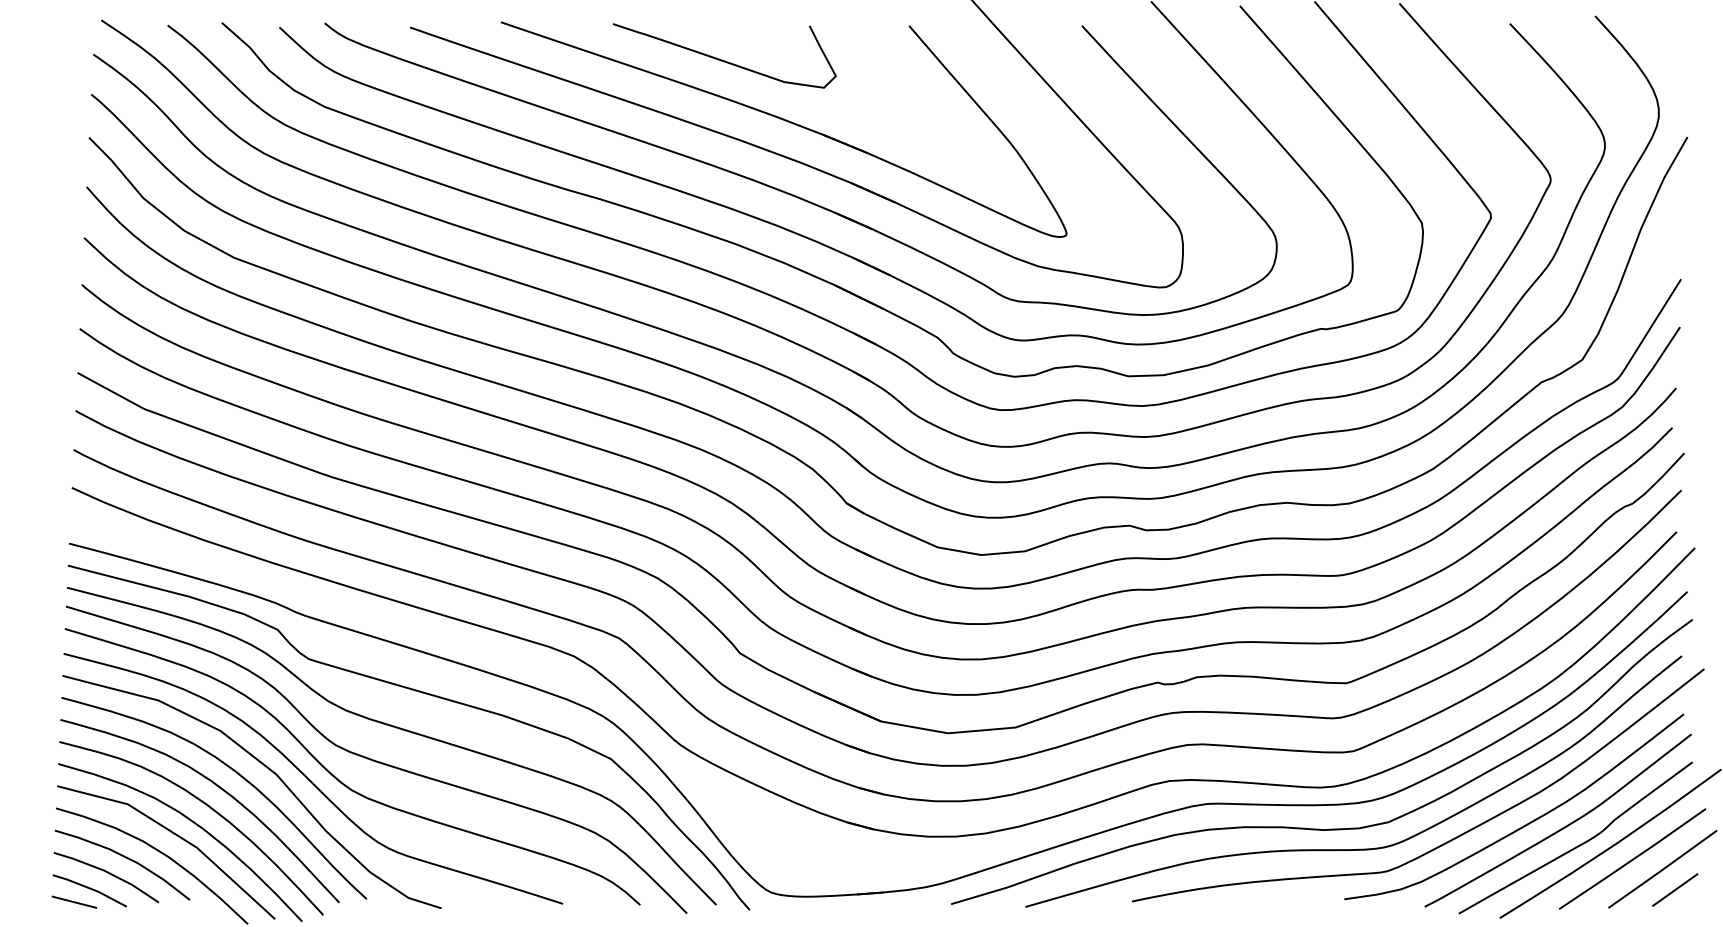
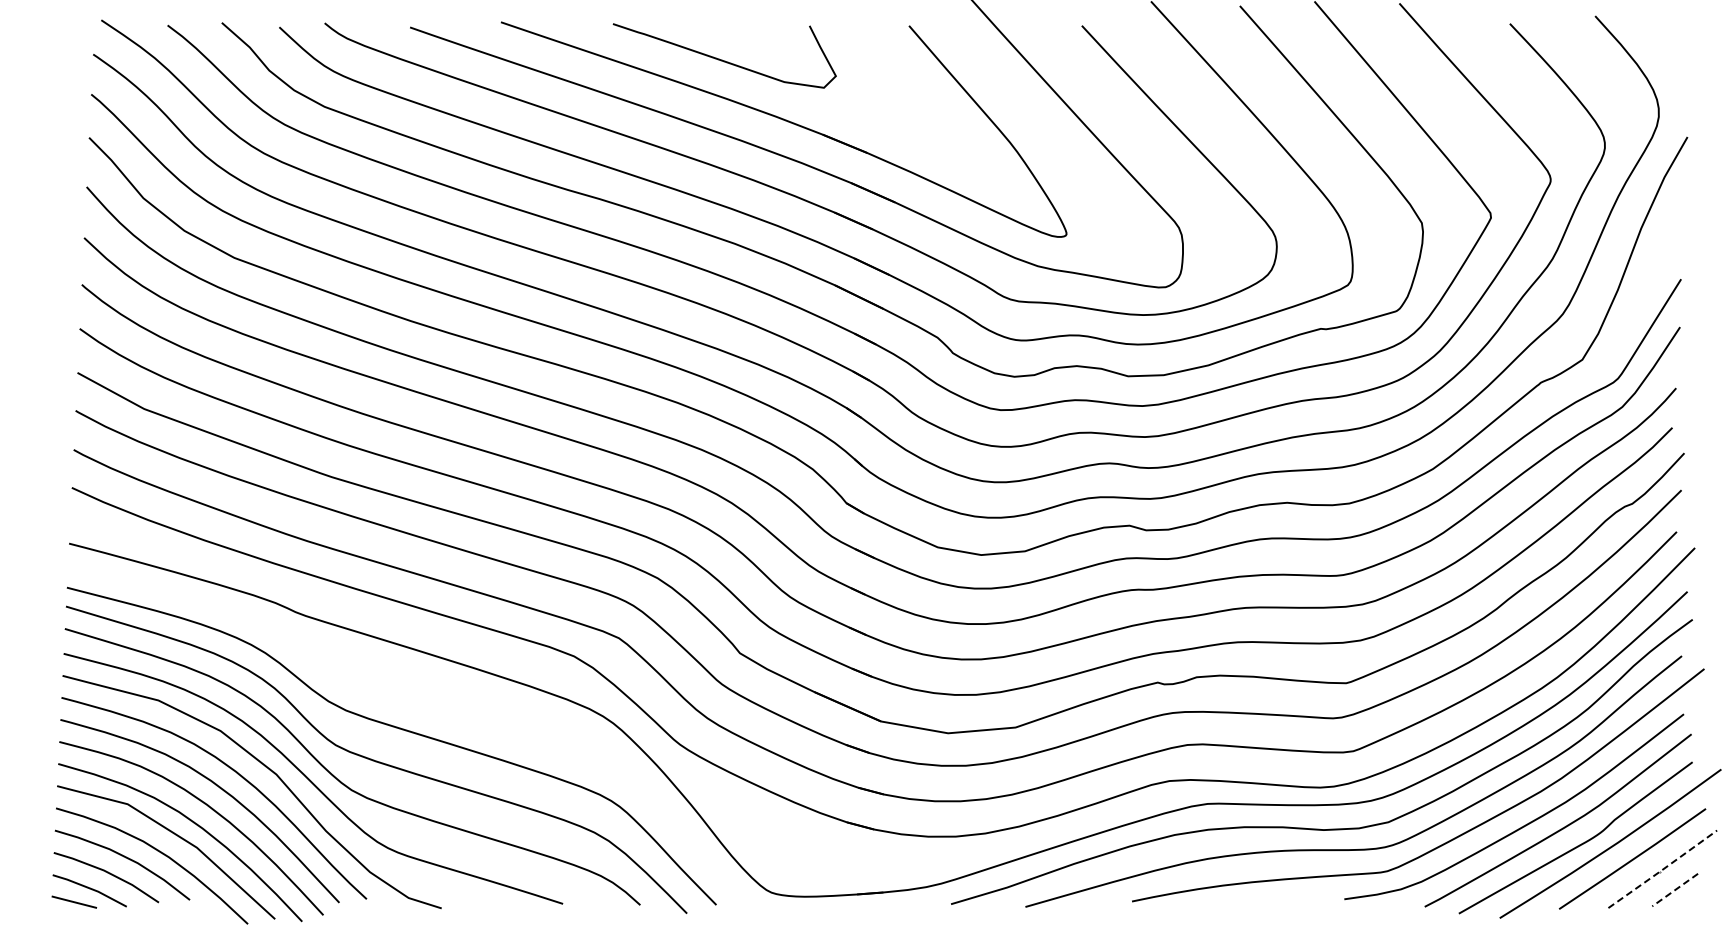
curve: present -> none (422, 693)
line: solid -> dashed (1662, 870)
line: solid -> dashed (1674, 890)
